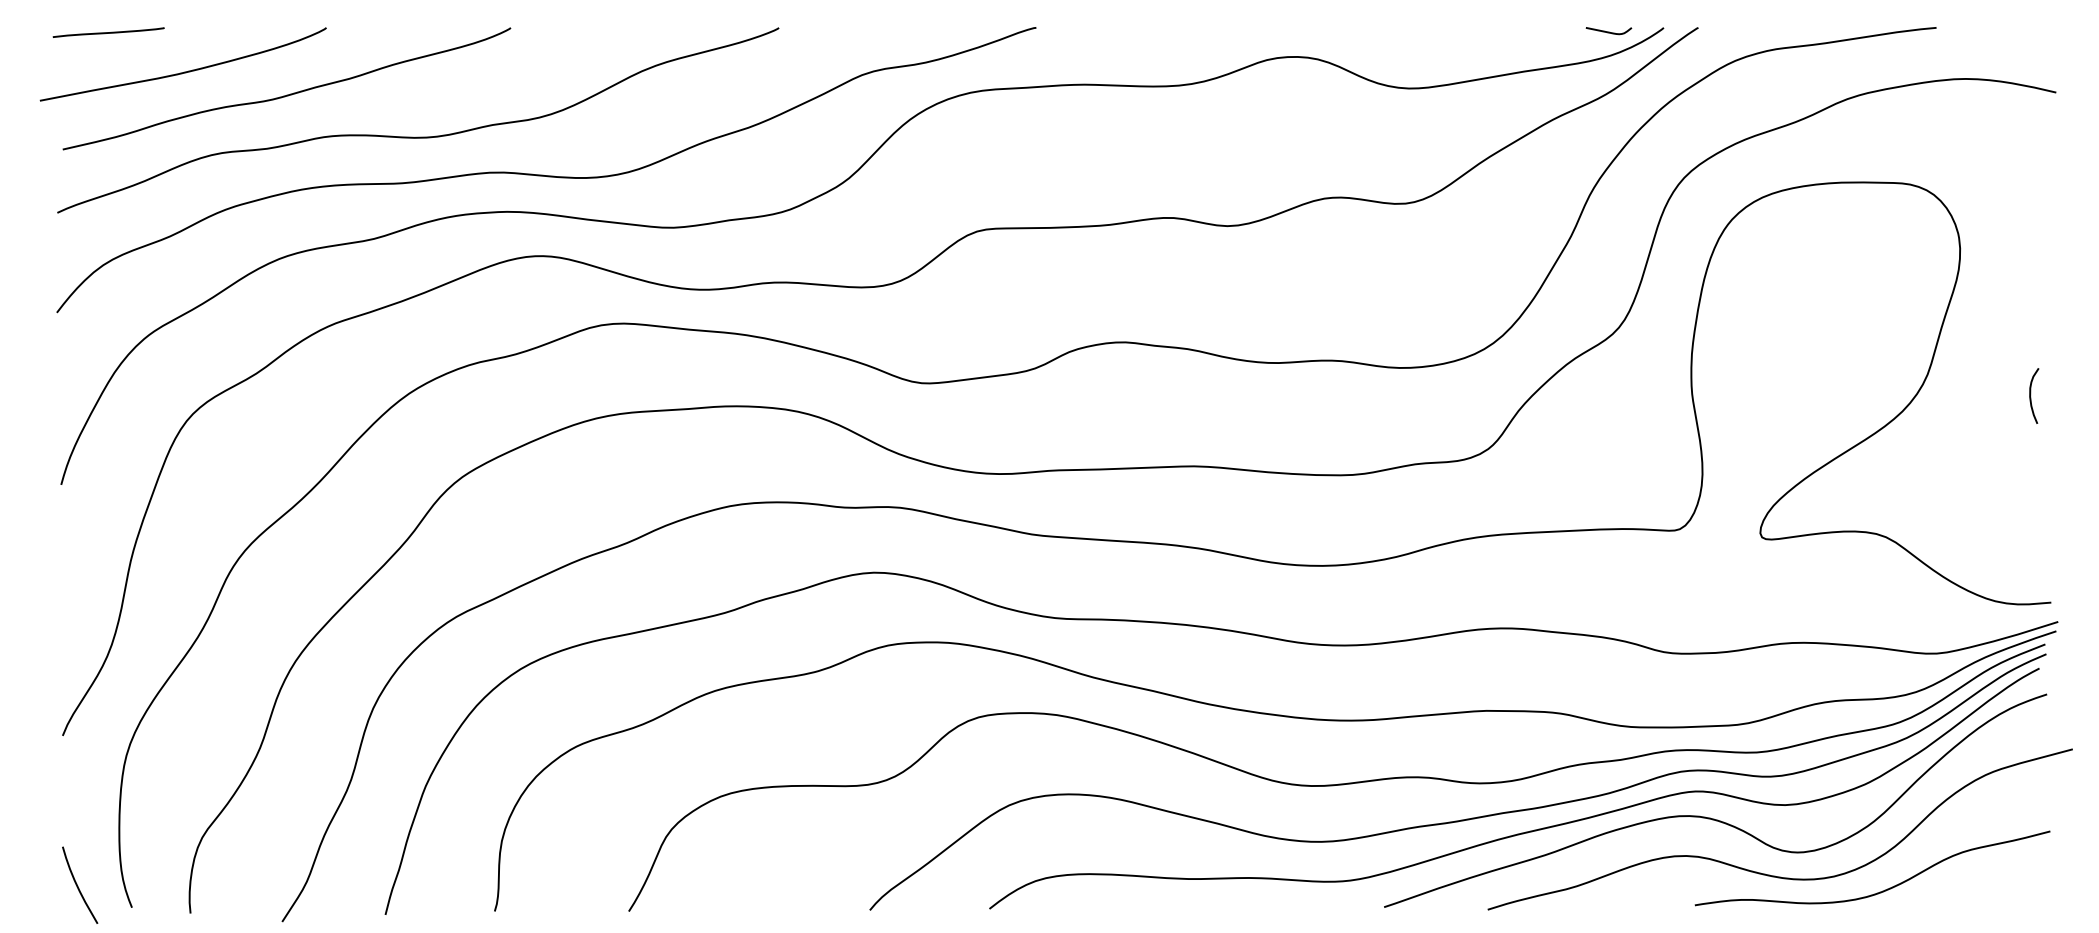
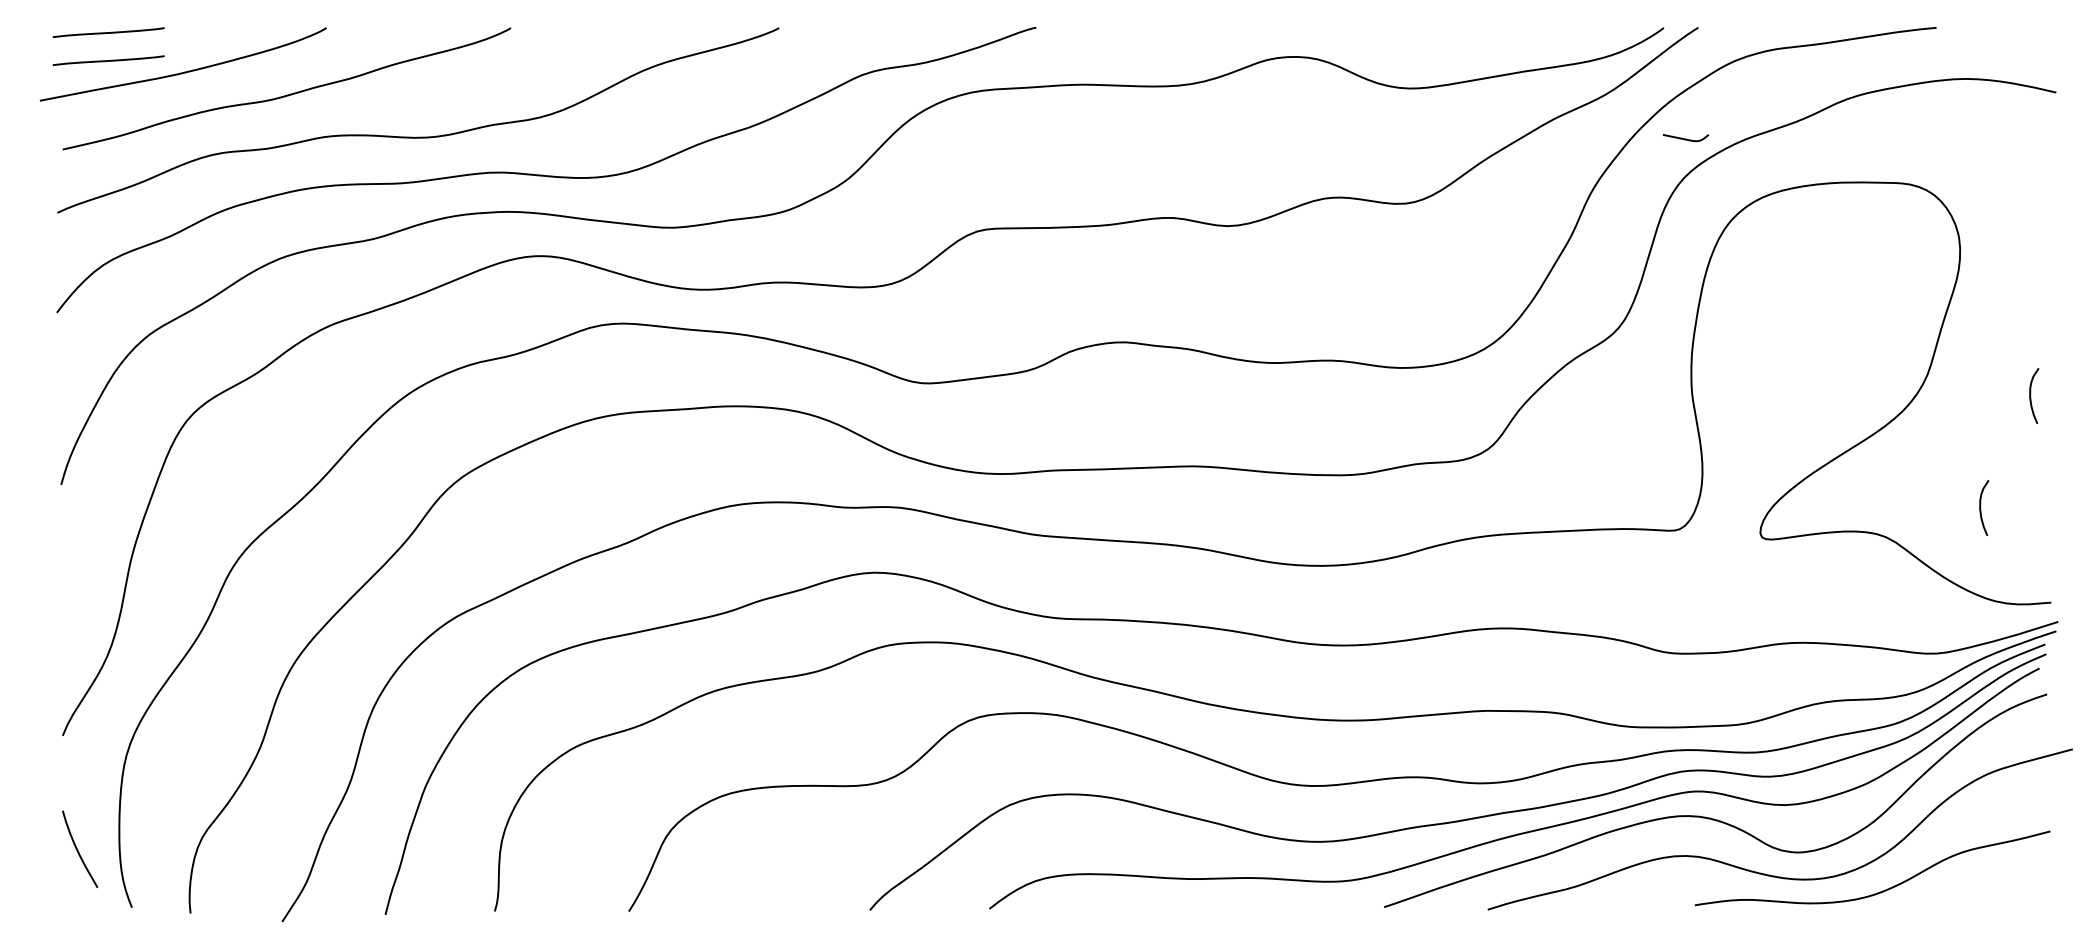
curve position: (1608, 31) -> (1685, 138) (1685, 138)
line: none -> present (108, 60)
curve: none -> present (1981, 507)
curve position: (78, 886) -> (78, 850) (78, 850)
